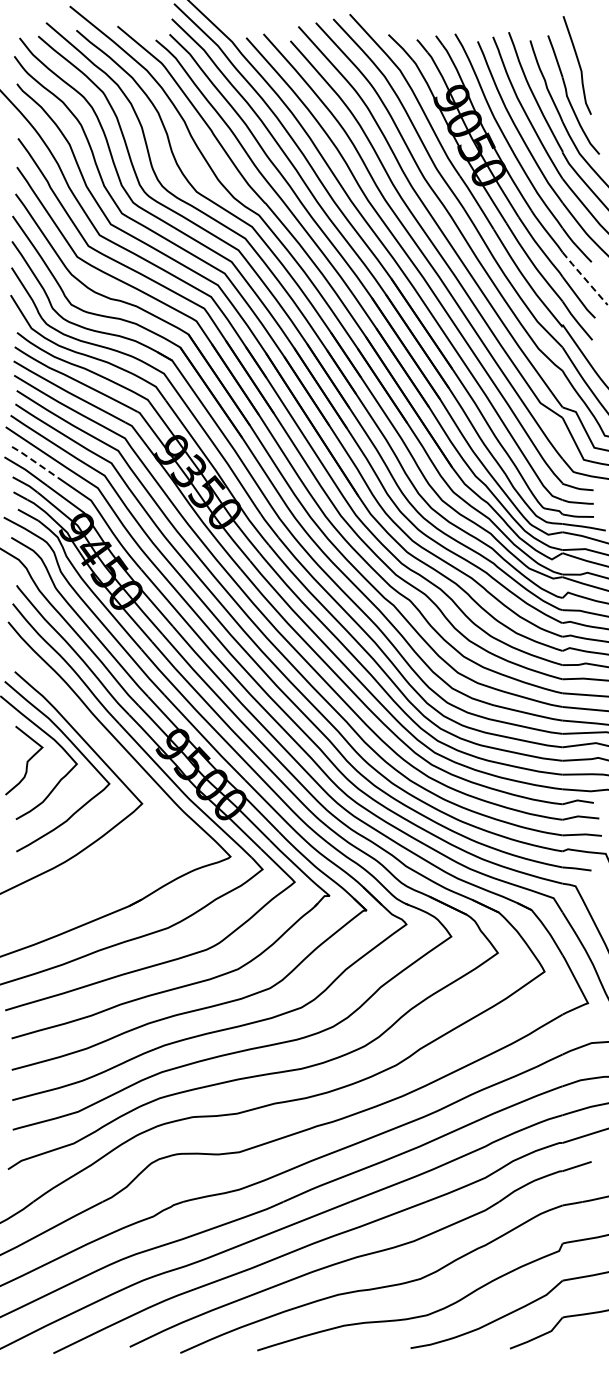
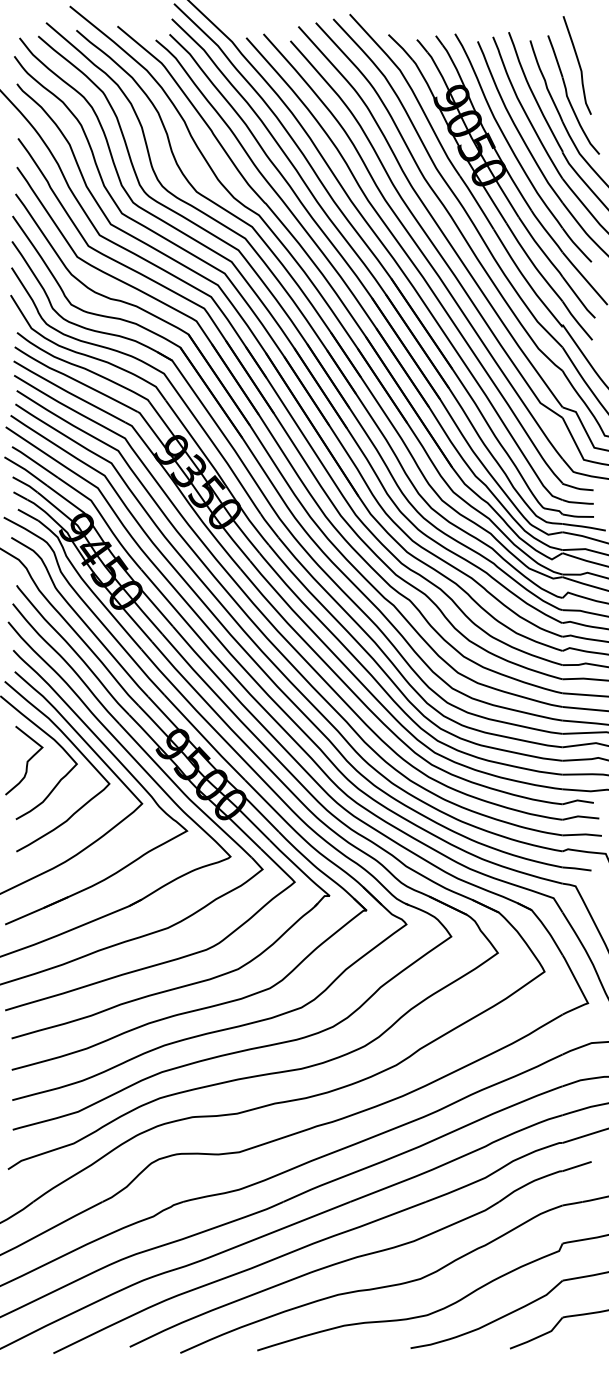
line: dashed -> solid (584, 278)
line: dashed -> solid (34, 461)
part: none -> present (121, 765)
